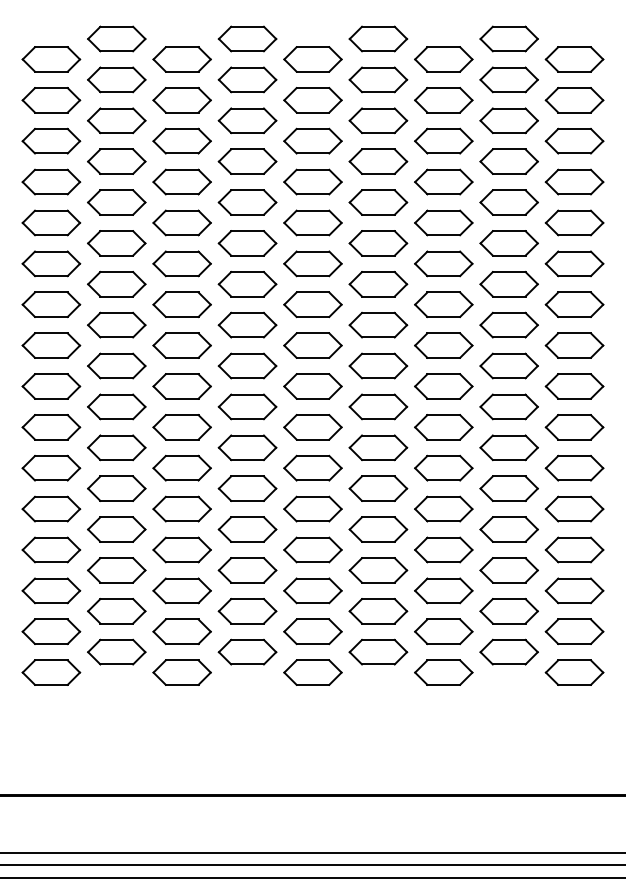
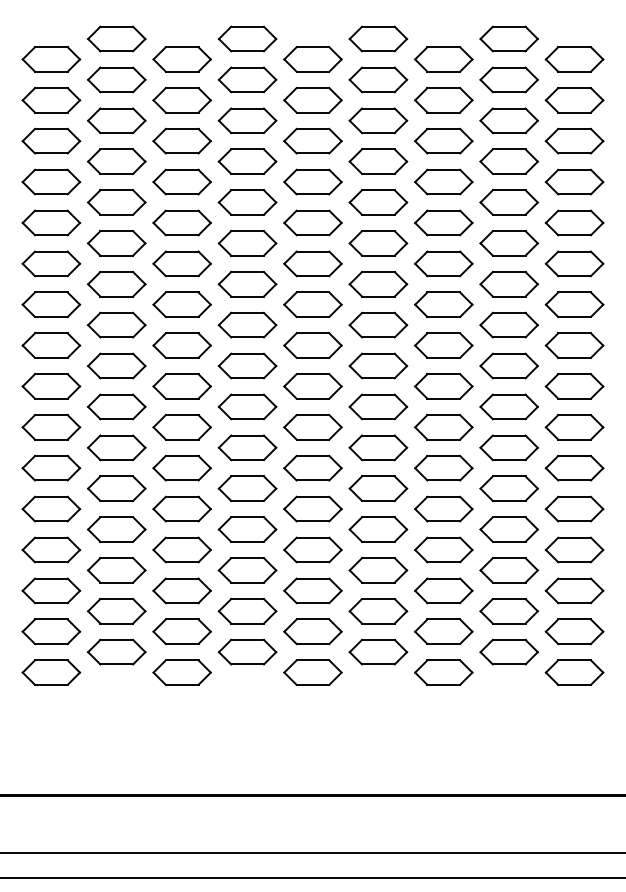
line: present -> none (312, 865)
